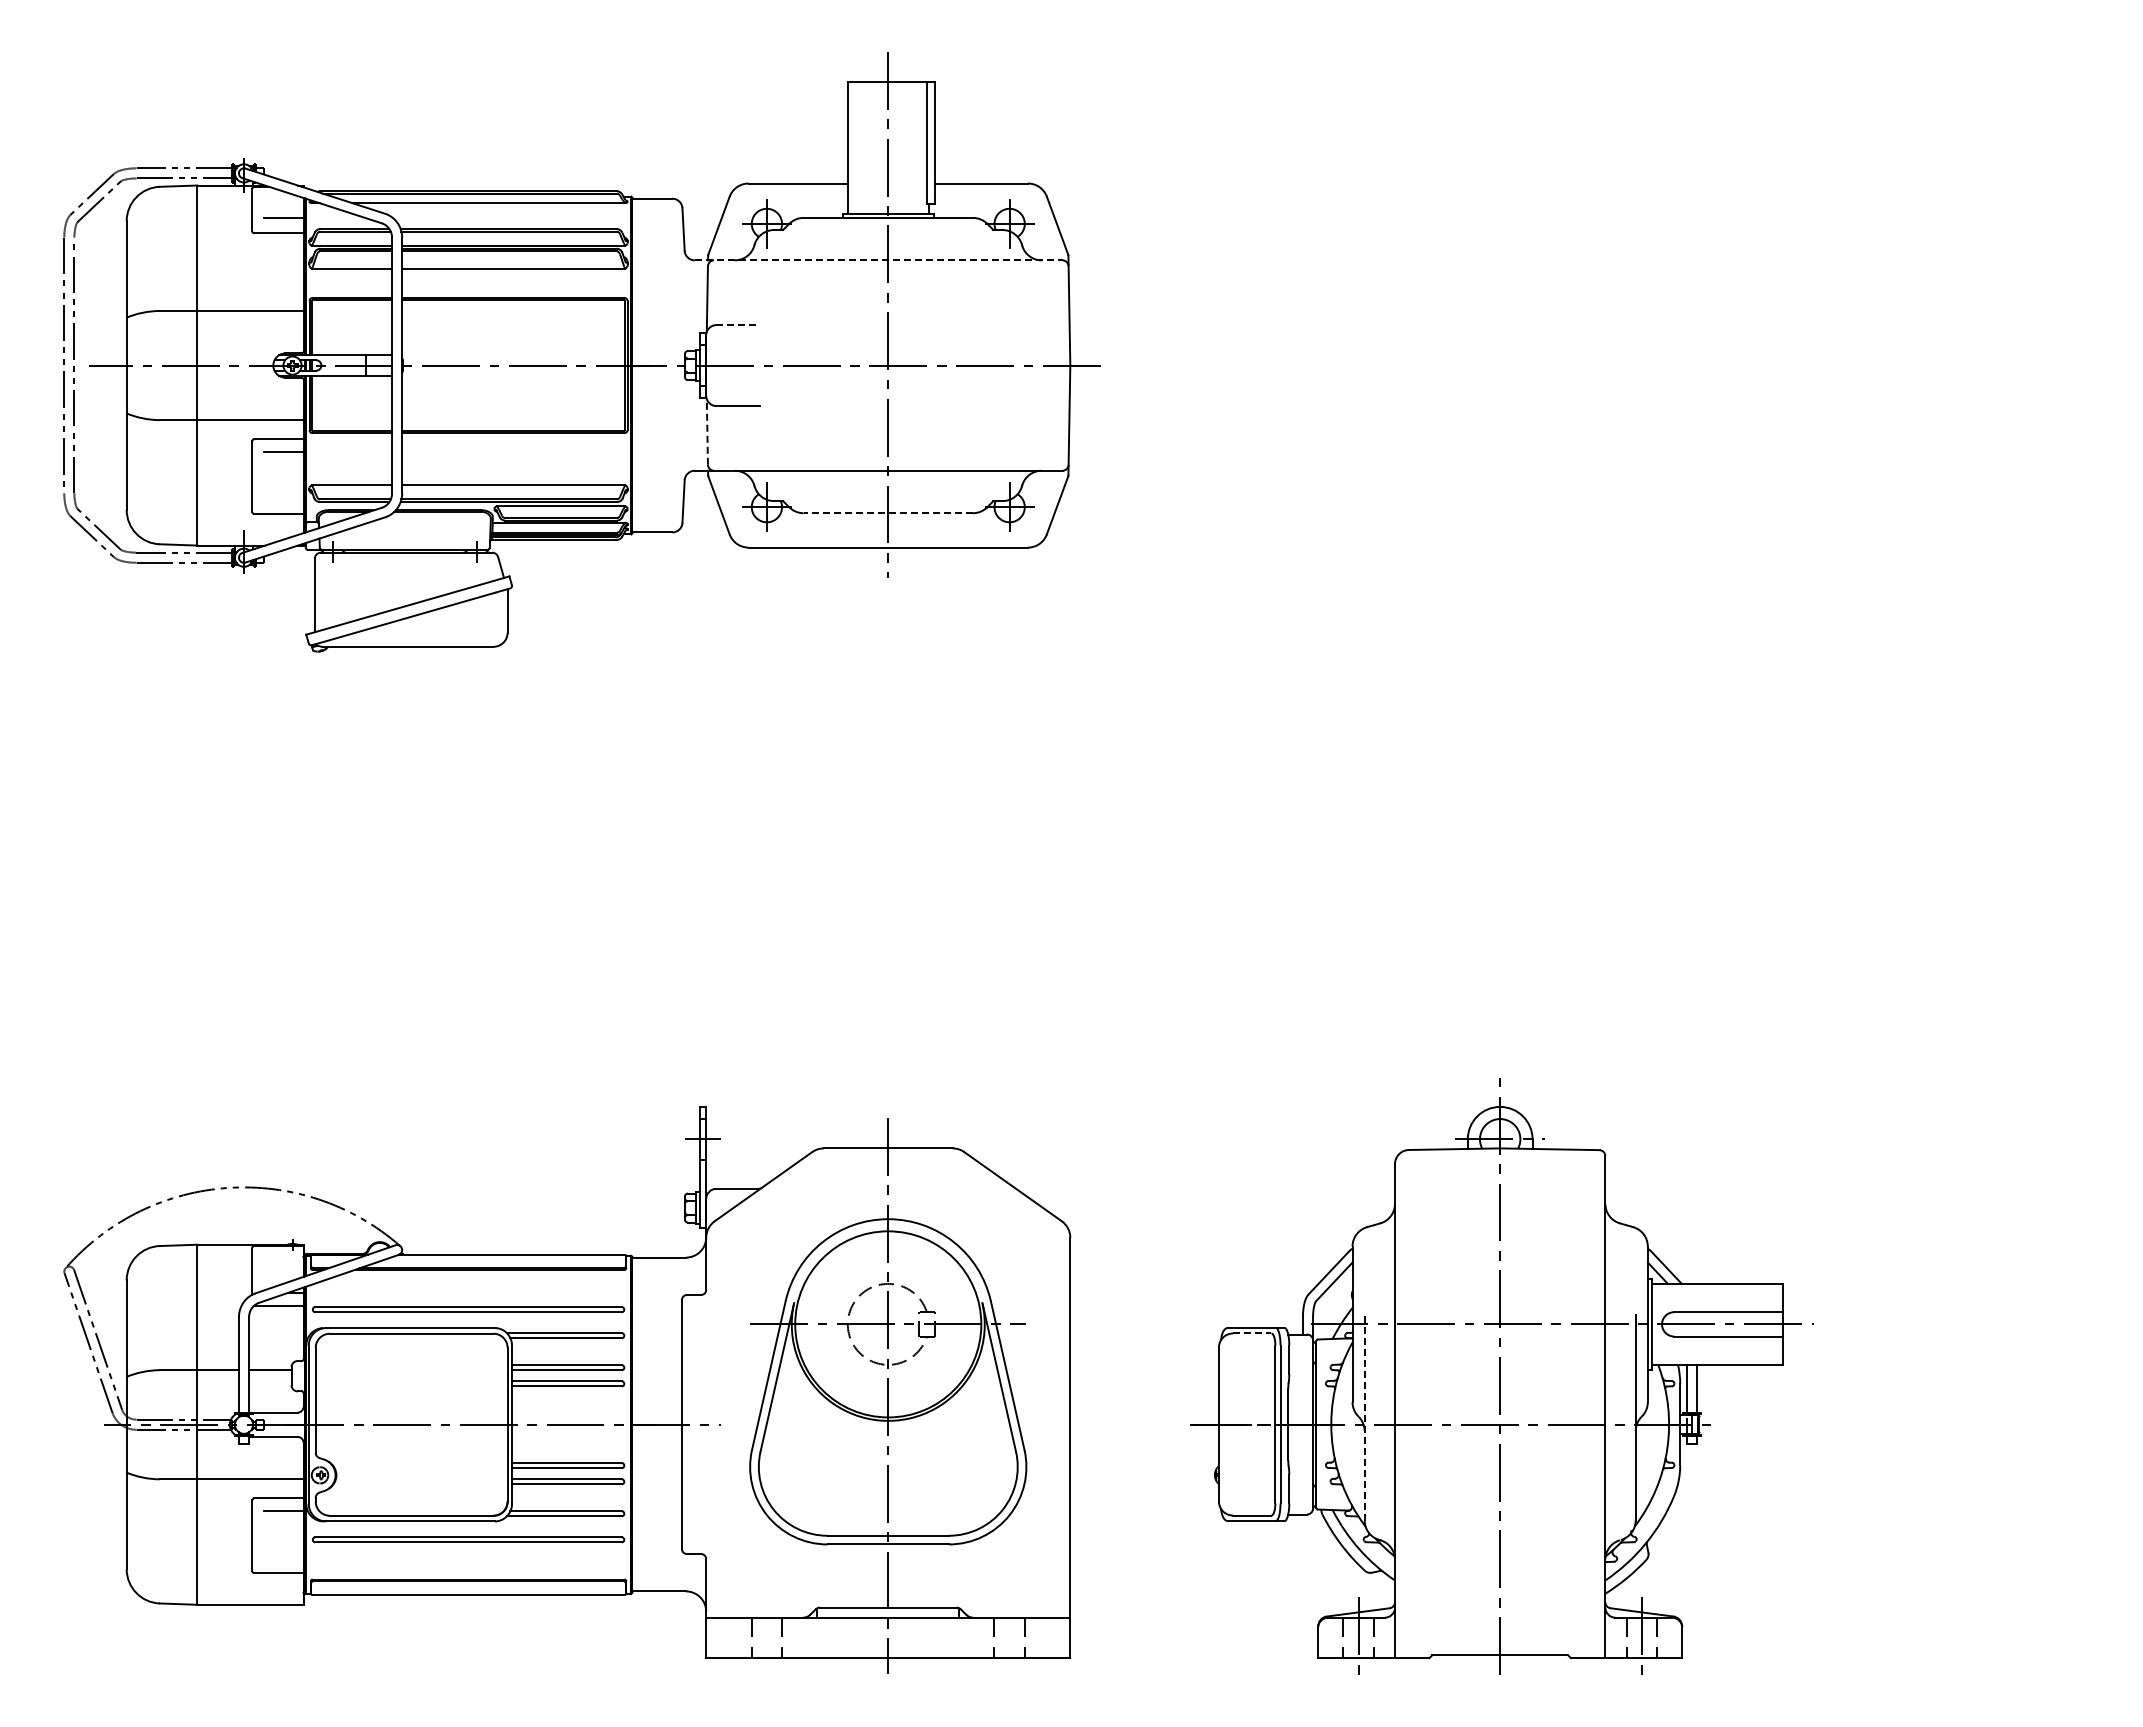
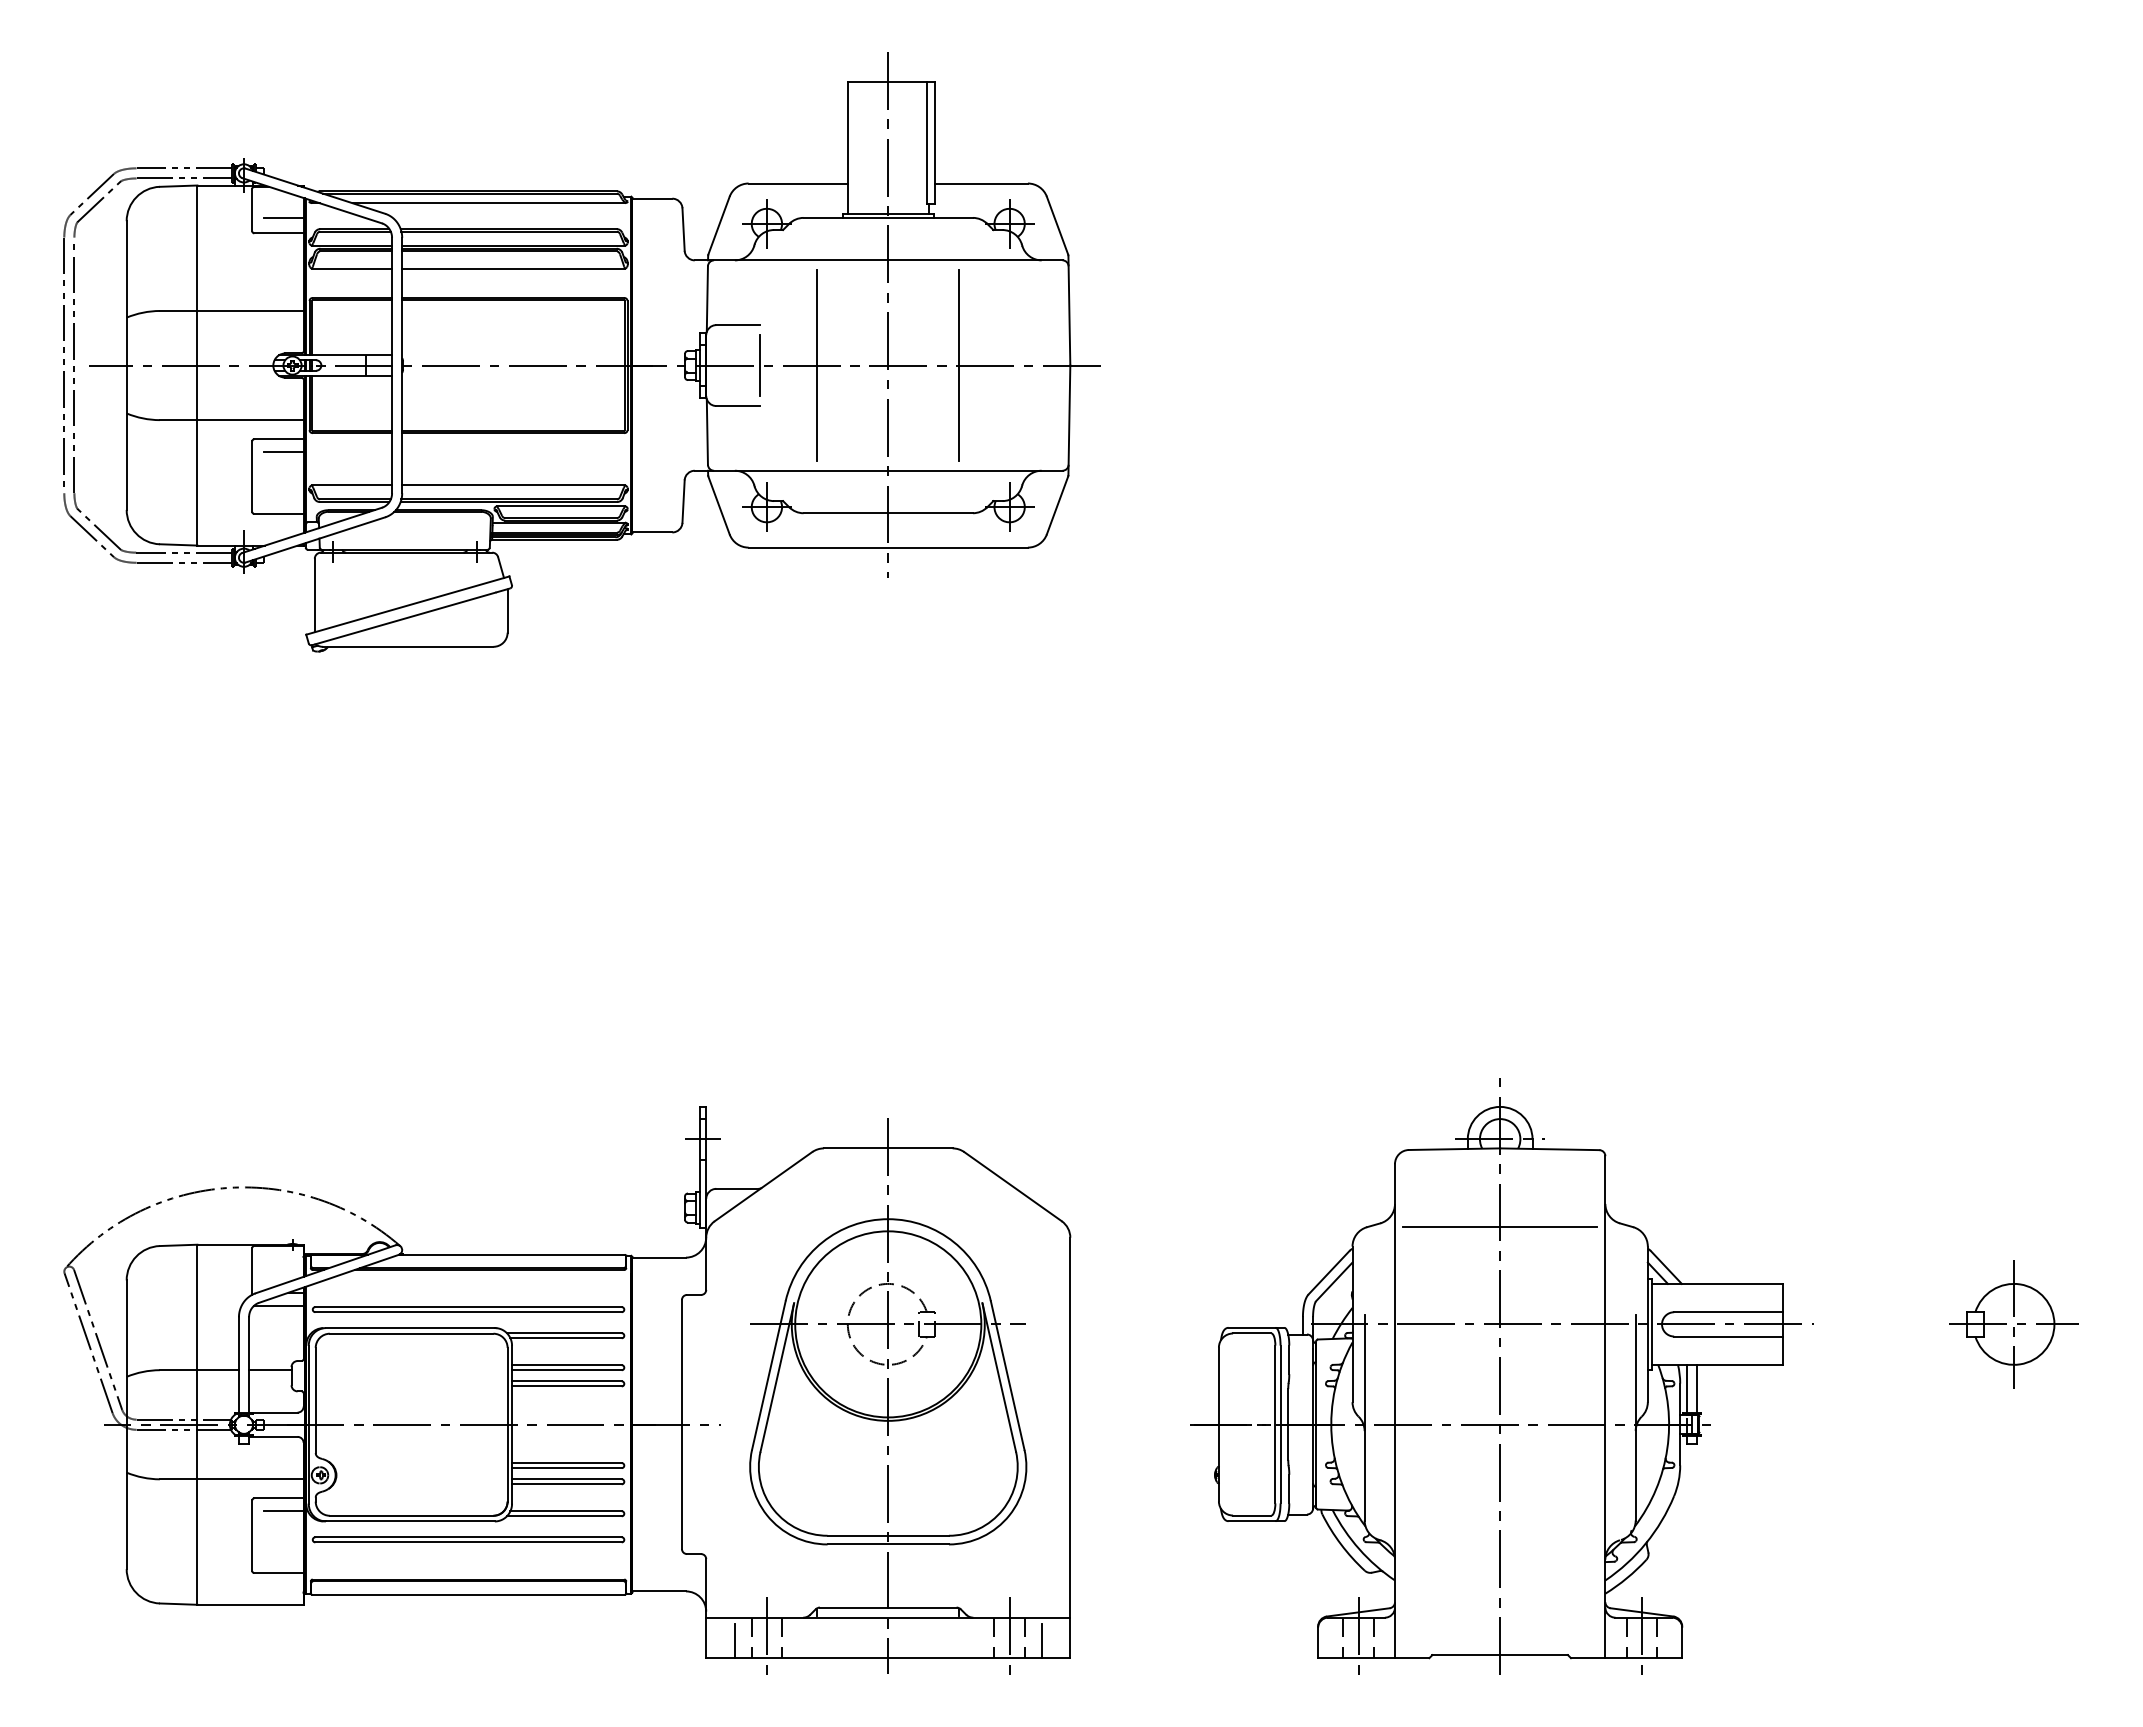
line: dashed -> solid (878, 260)
line: dashed -> solid (738, 325)
line: none -> present (760, 365)
line: none -> present (817, 365)
line: none -> present (959, 365)
line: dashed -> solid (707, 432)
line: dashed -> solid (888, 513)
line: none -> present (1500, 1227)
part: none -> present (2013, 1324)
line: dashed -> solid (1252, 1333)
line: dashed -> solid (1364, 1417)
line: none -> present (766, 1637)
line: none -> present (1009, 1637)
line: none -> present (734, 1640)
line: none -> present (1042, 1640)
